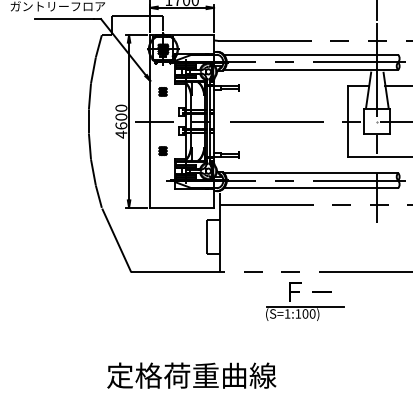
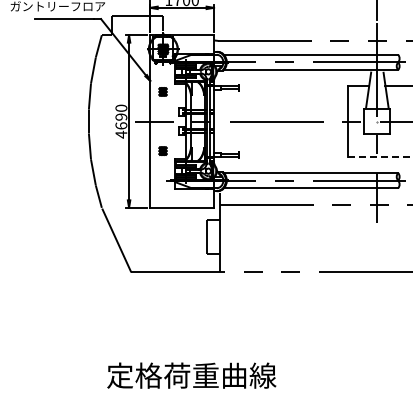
text: 4600 -> 4690 (121, 116)
line: solid -> dashed (381, 157)
part: present -> none (305, 301)
